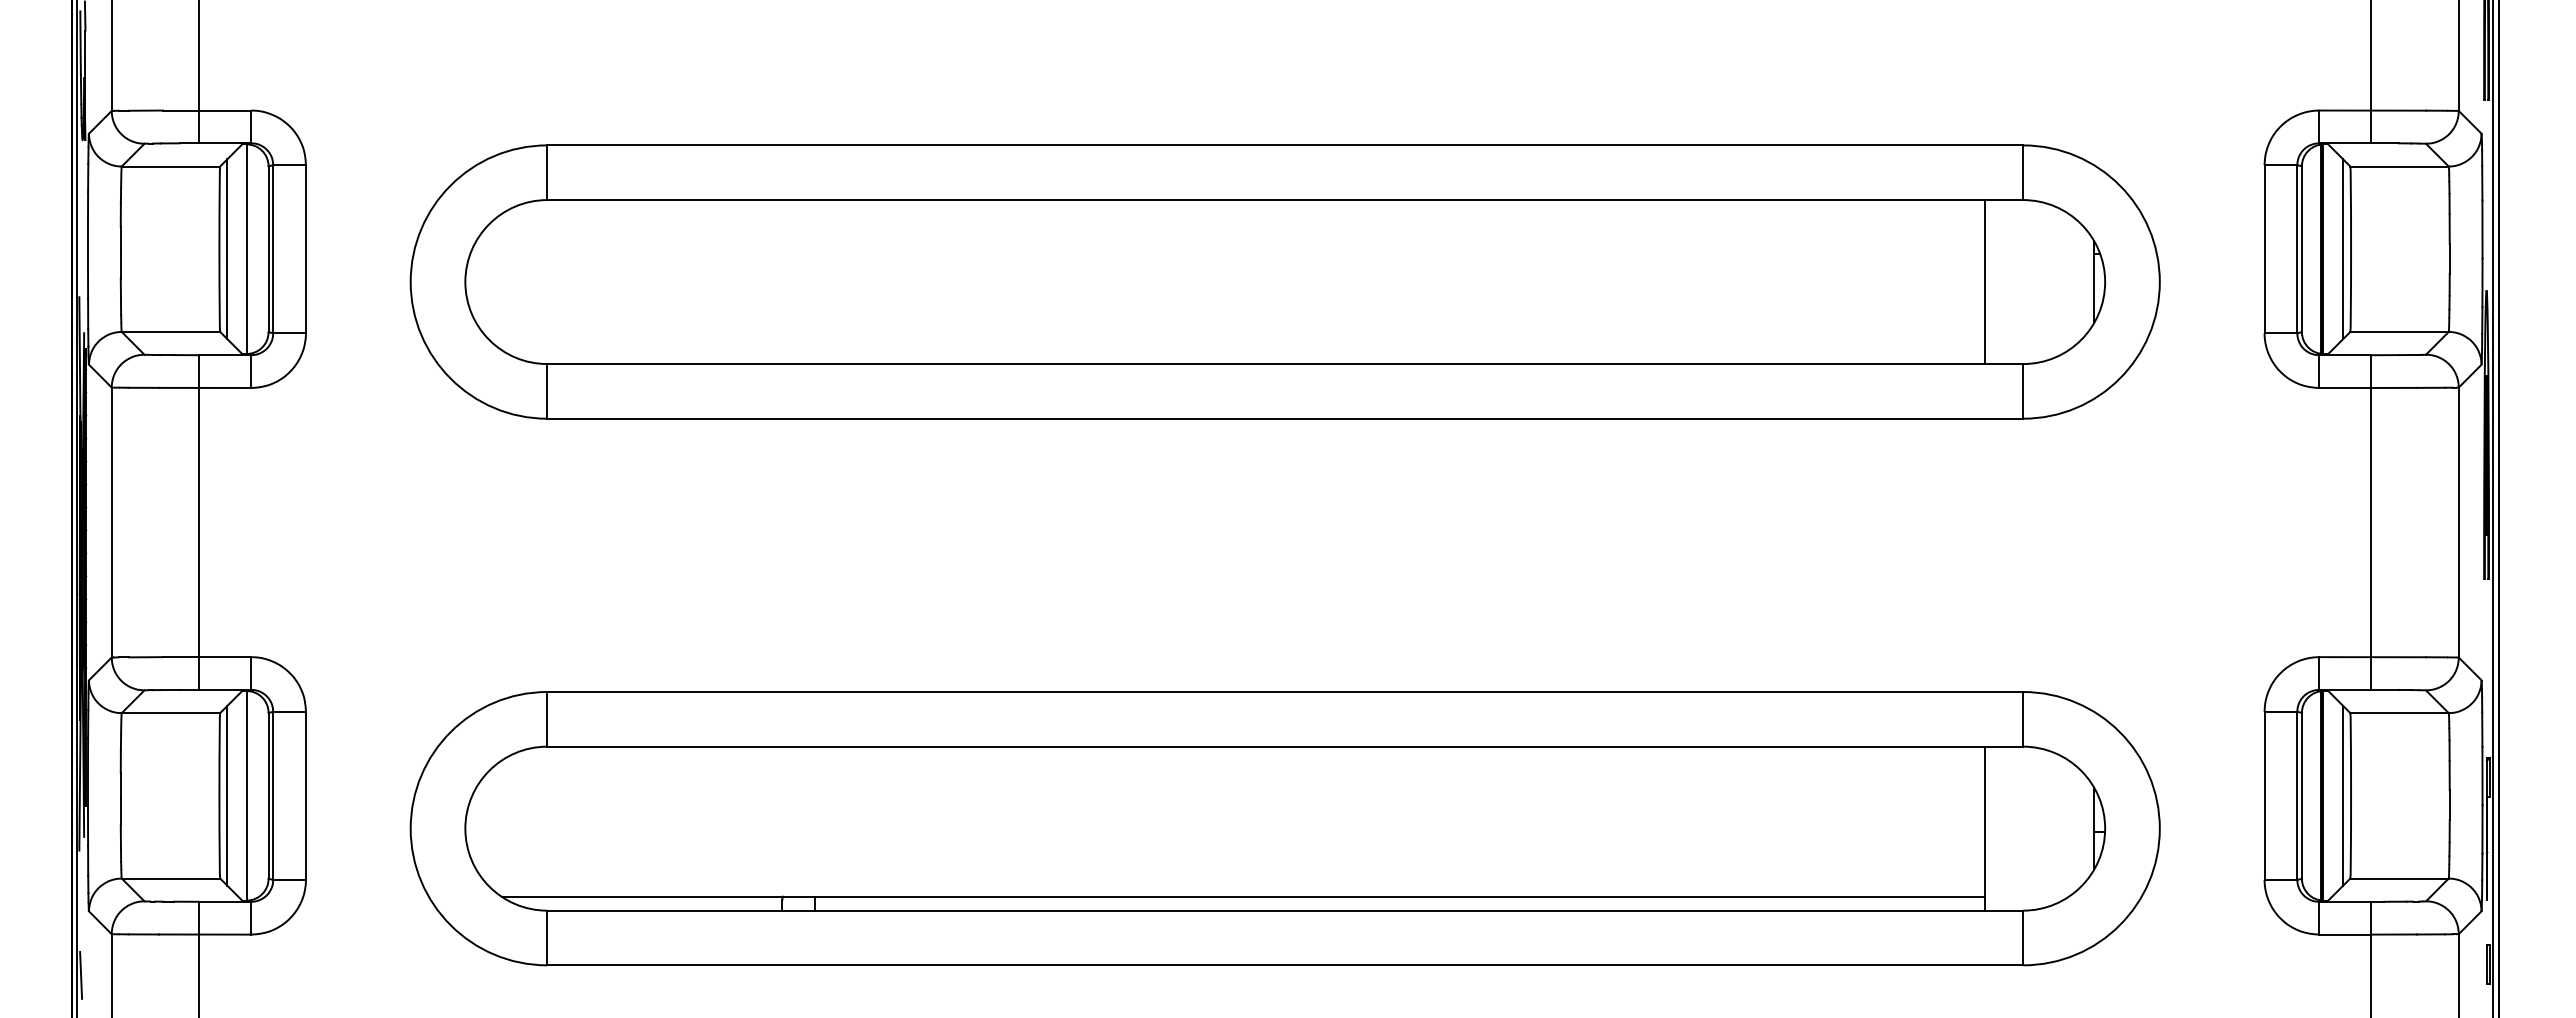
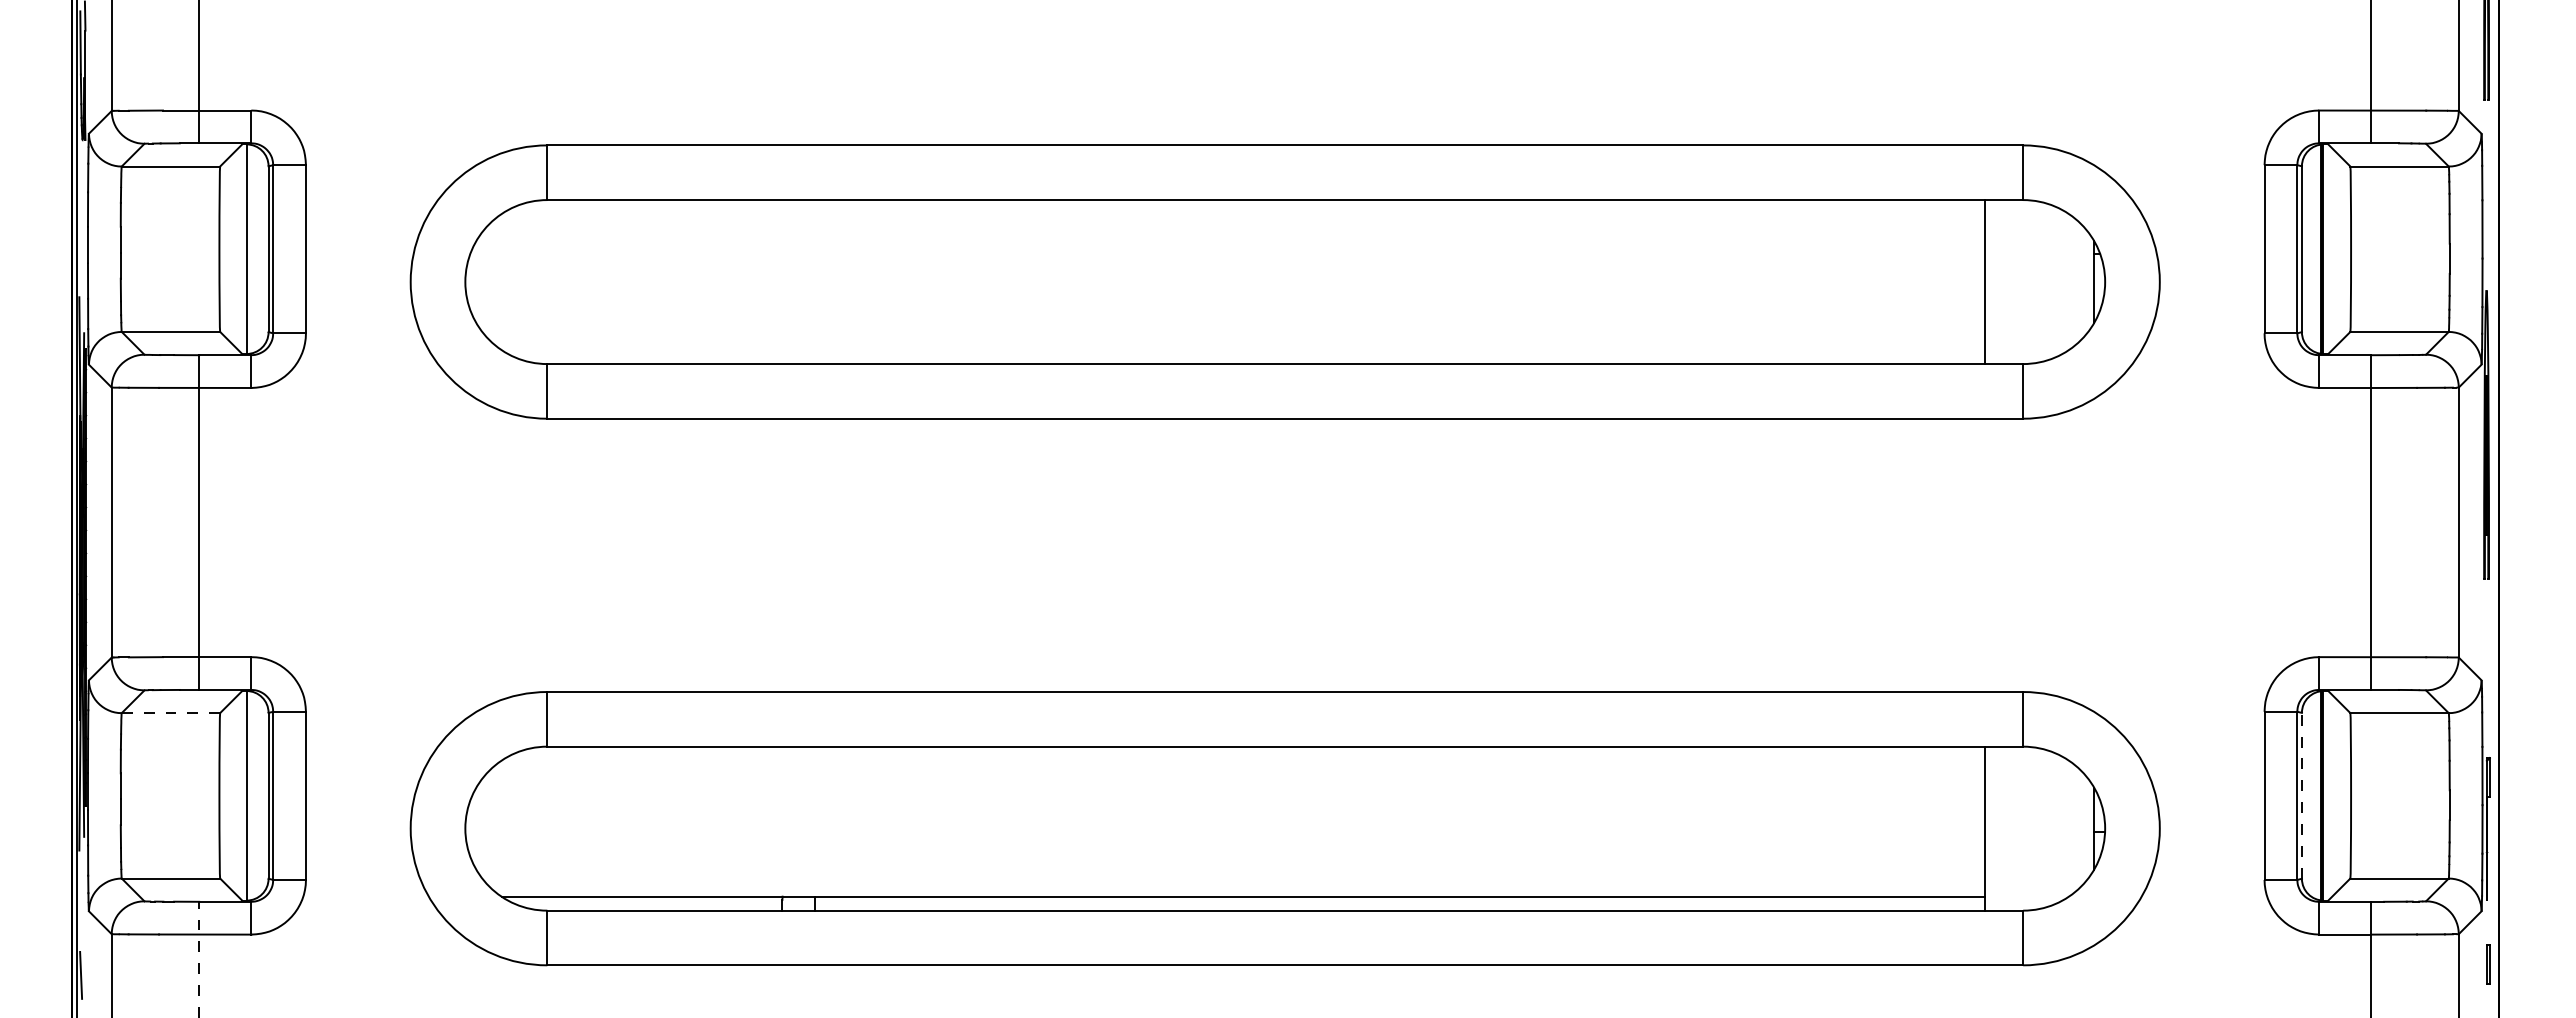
line: present -> none (227, 249)
line: present -> none (2343, 249)
line: present -> none (2493, 508)
line: solid -> dashed (171, 713)
line: present -> none (227, 795)
line: solid -> dashed (2301, 795)
line: present -> none (2343, 795)
line: solid -> dashed (199, 959)
